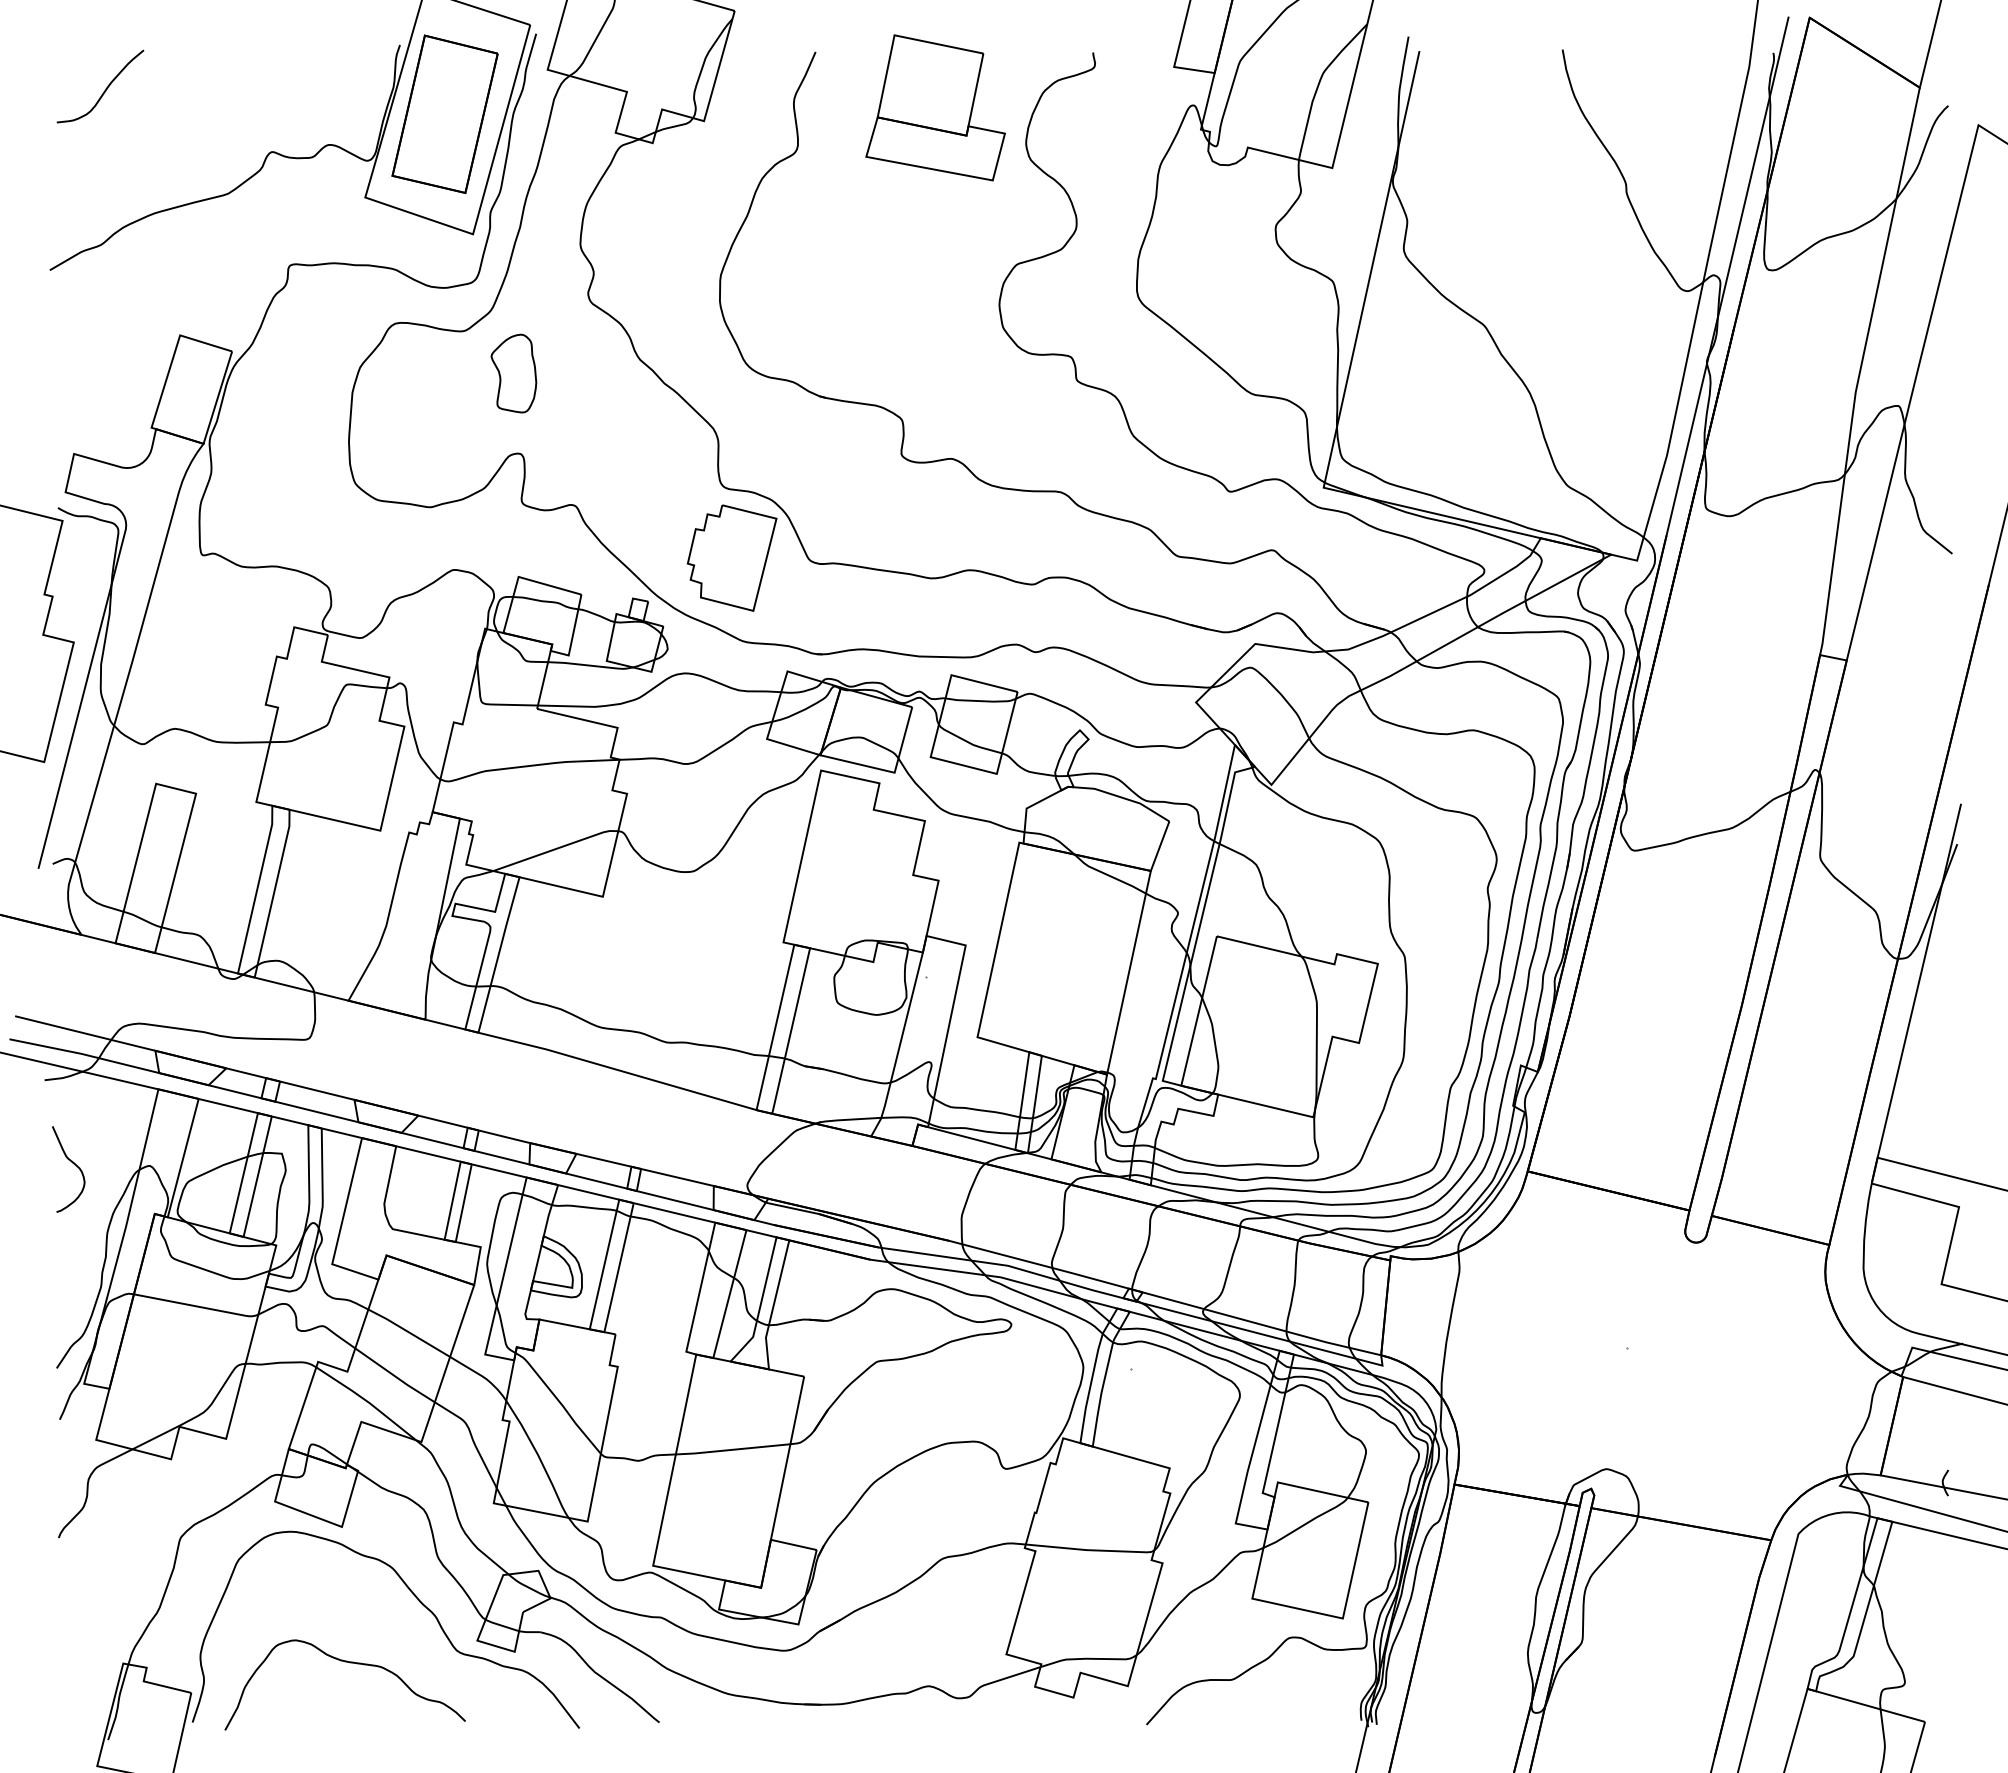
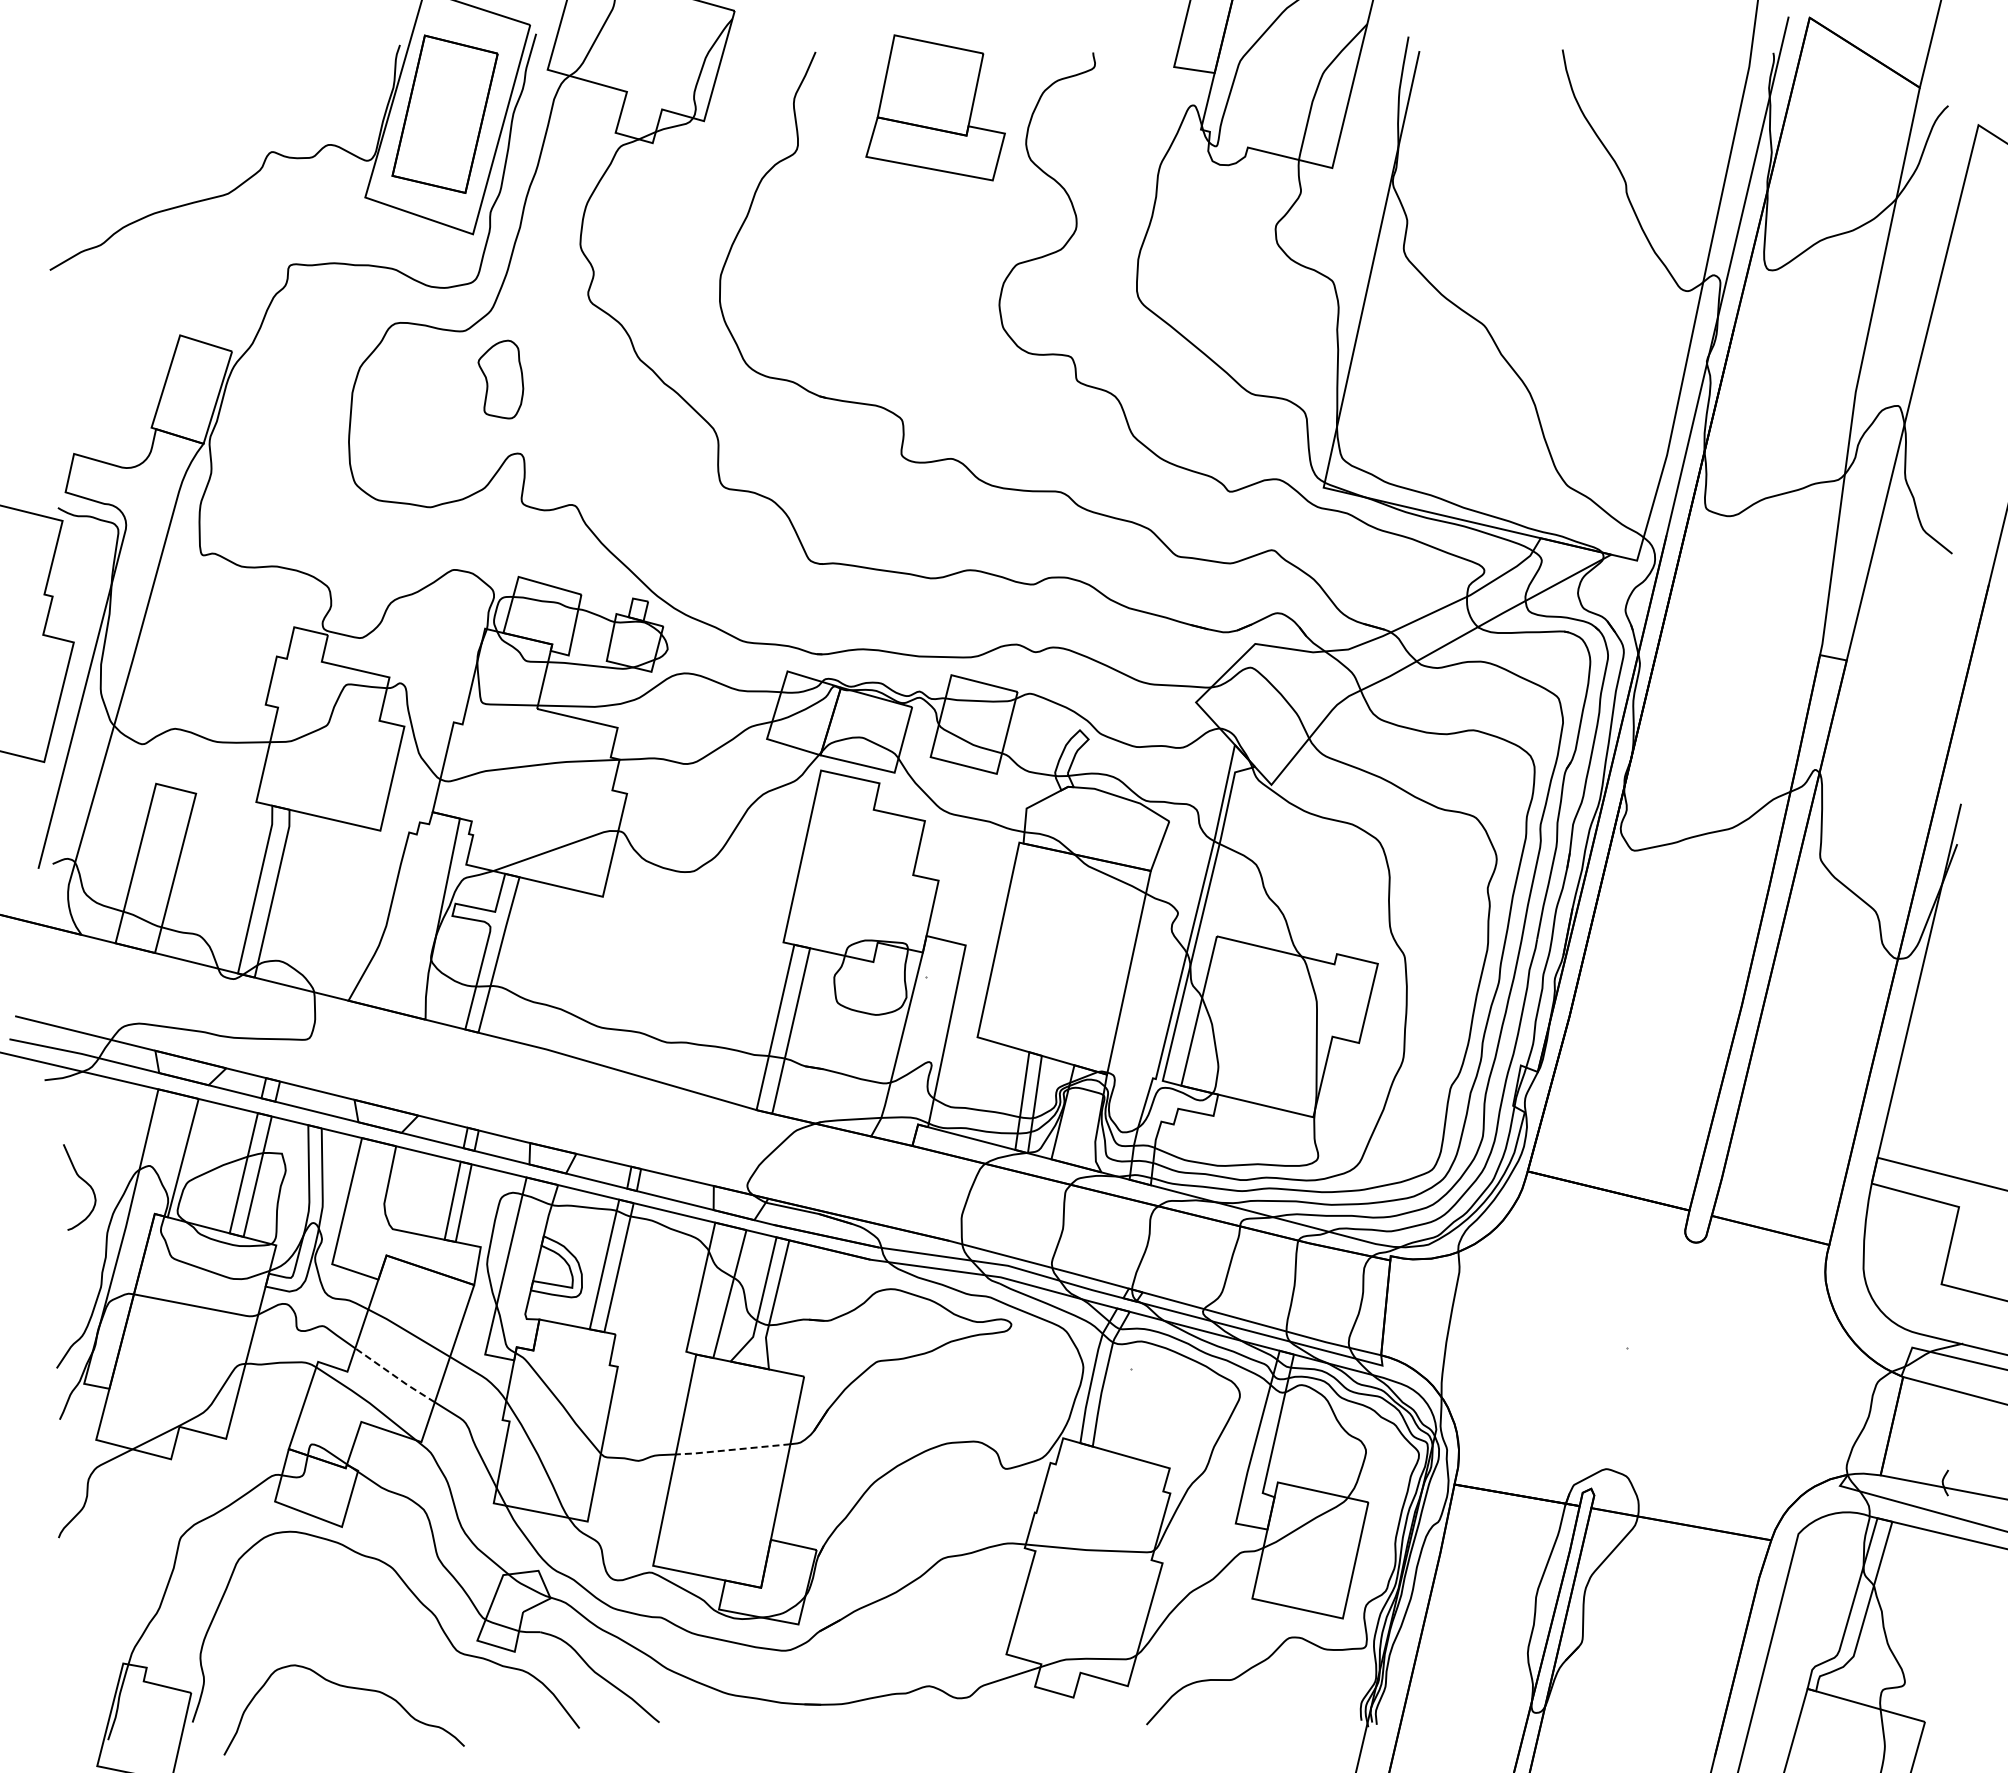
curve: present -> none (105, 88)
part position: (513, 373) -> (500, 379) (500, 379)
part: present -> none (732, 557)
curve position: (73, 1164) -> (84, 1182) (84, 1182)
line: solid -> dashed (395, 1376)
line: solid -> dashed (731, 1449)
curve position: (349, 1663) -> (348, 1688) (348, 1688)
